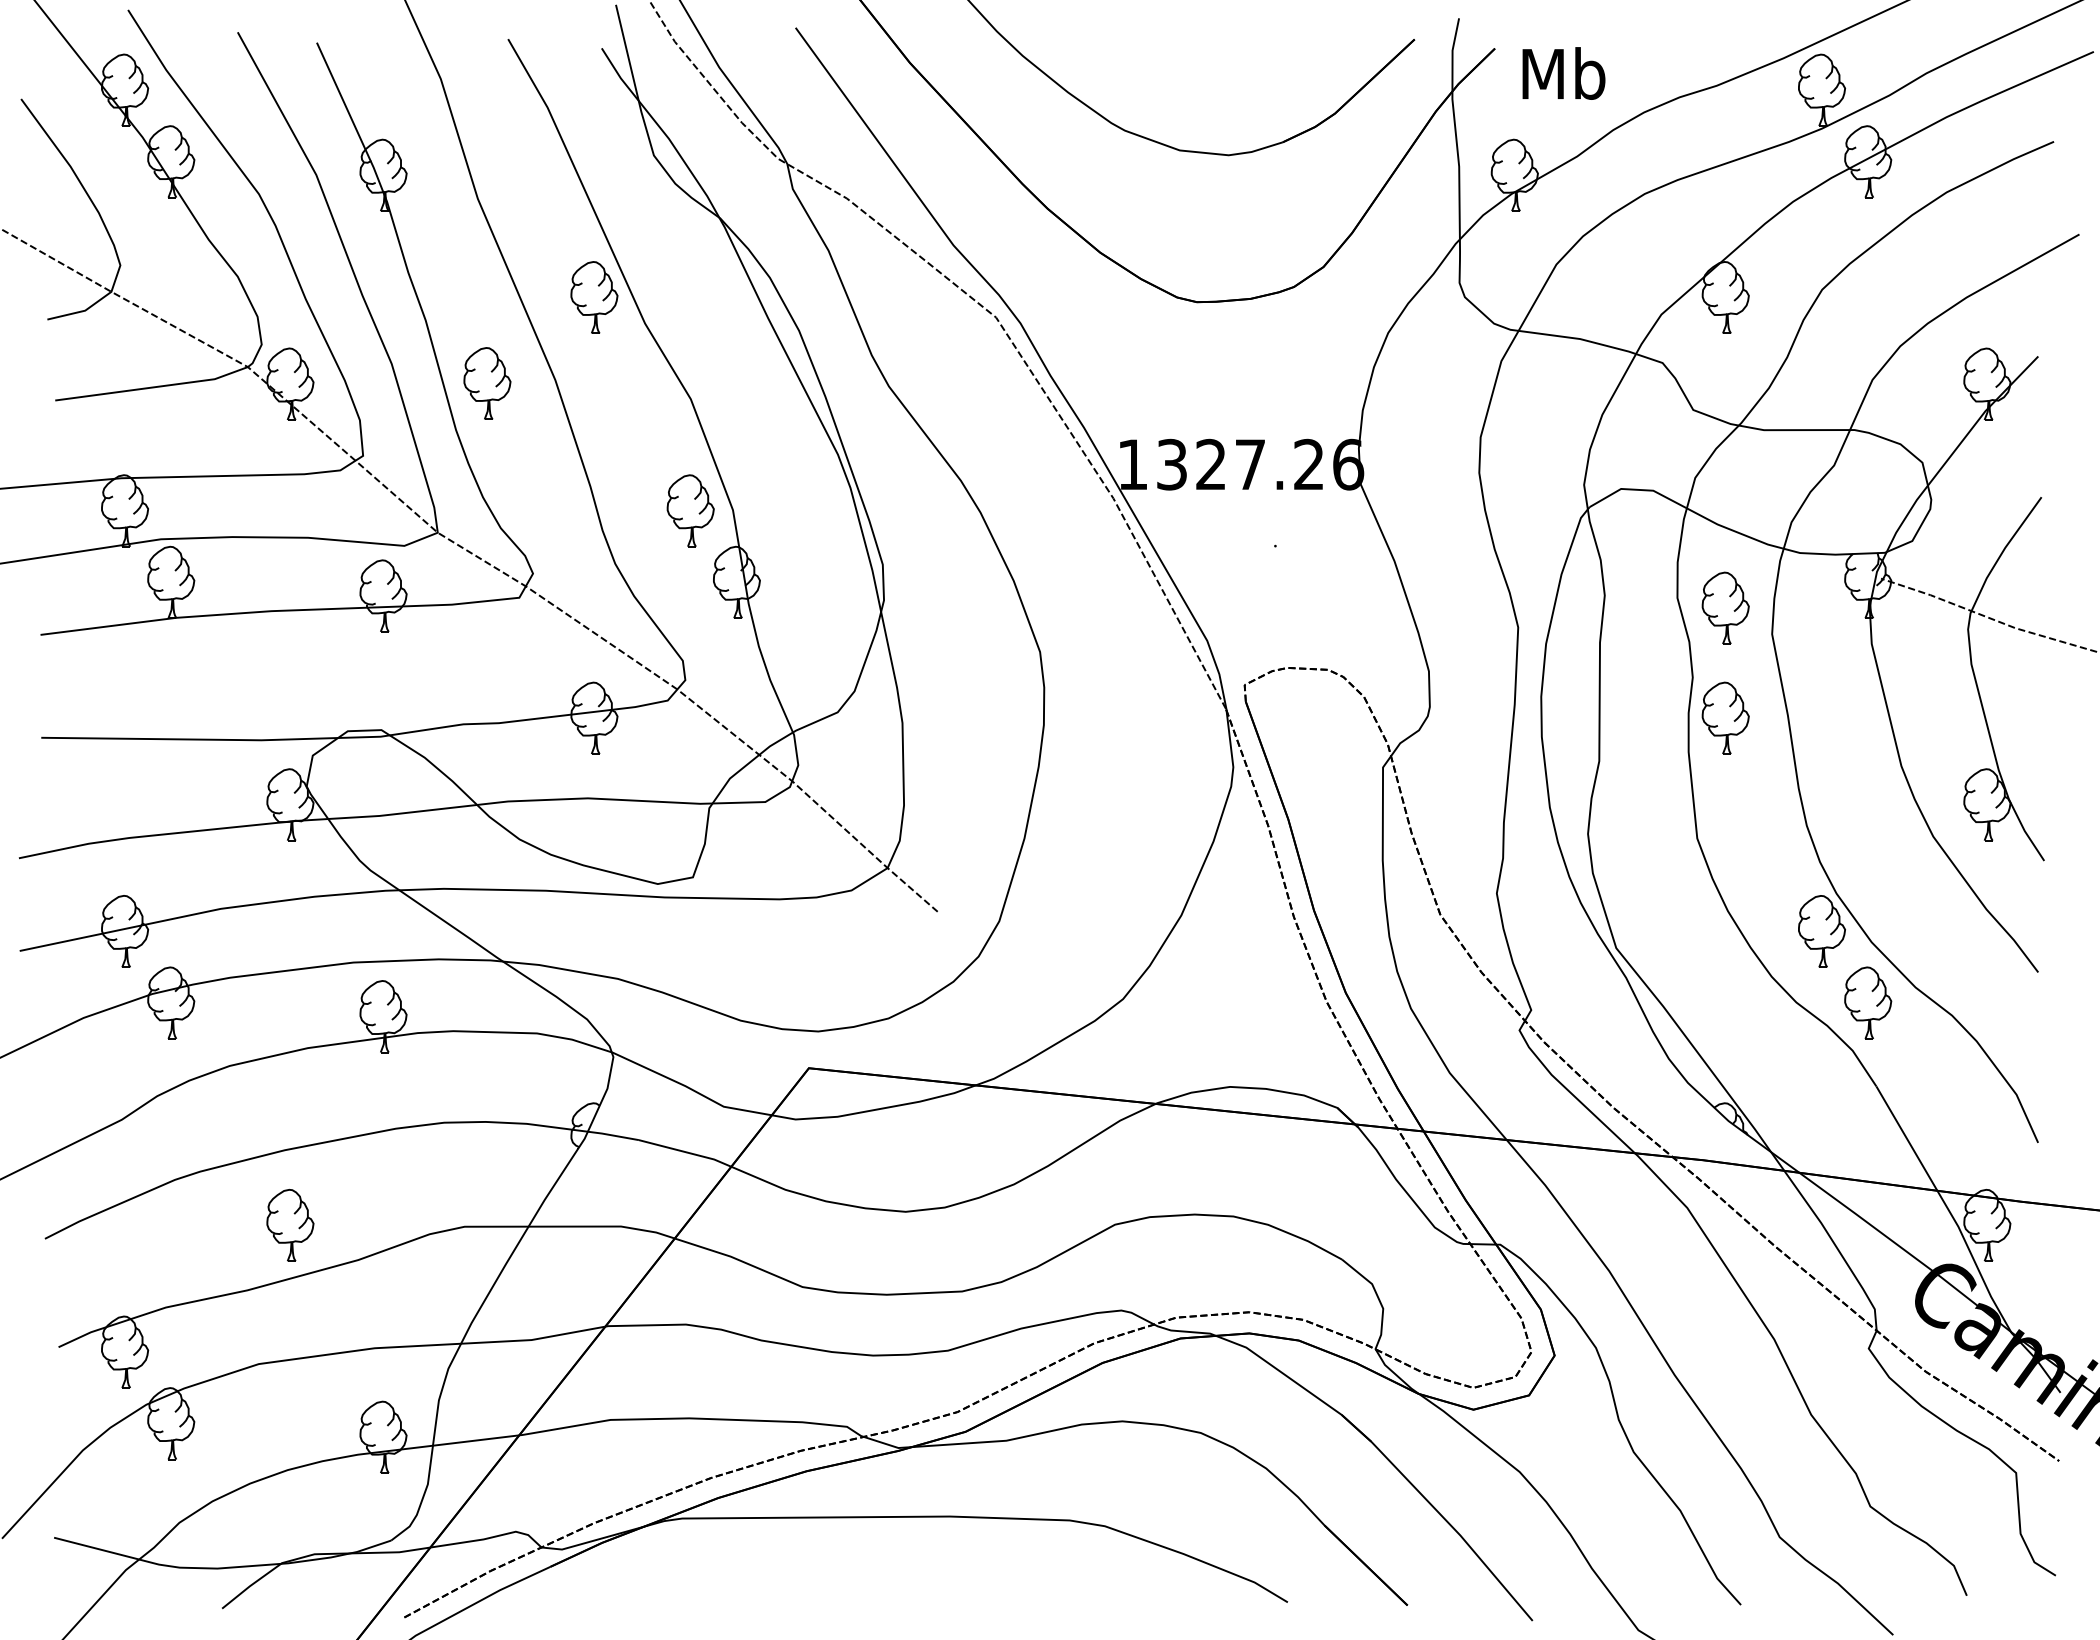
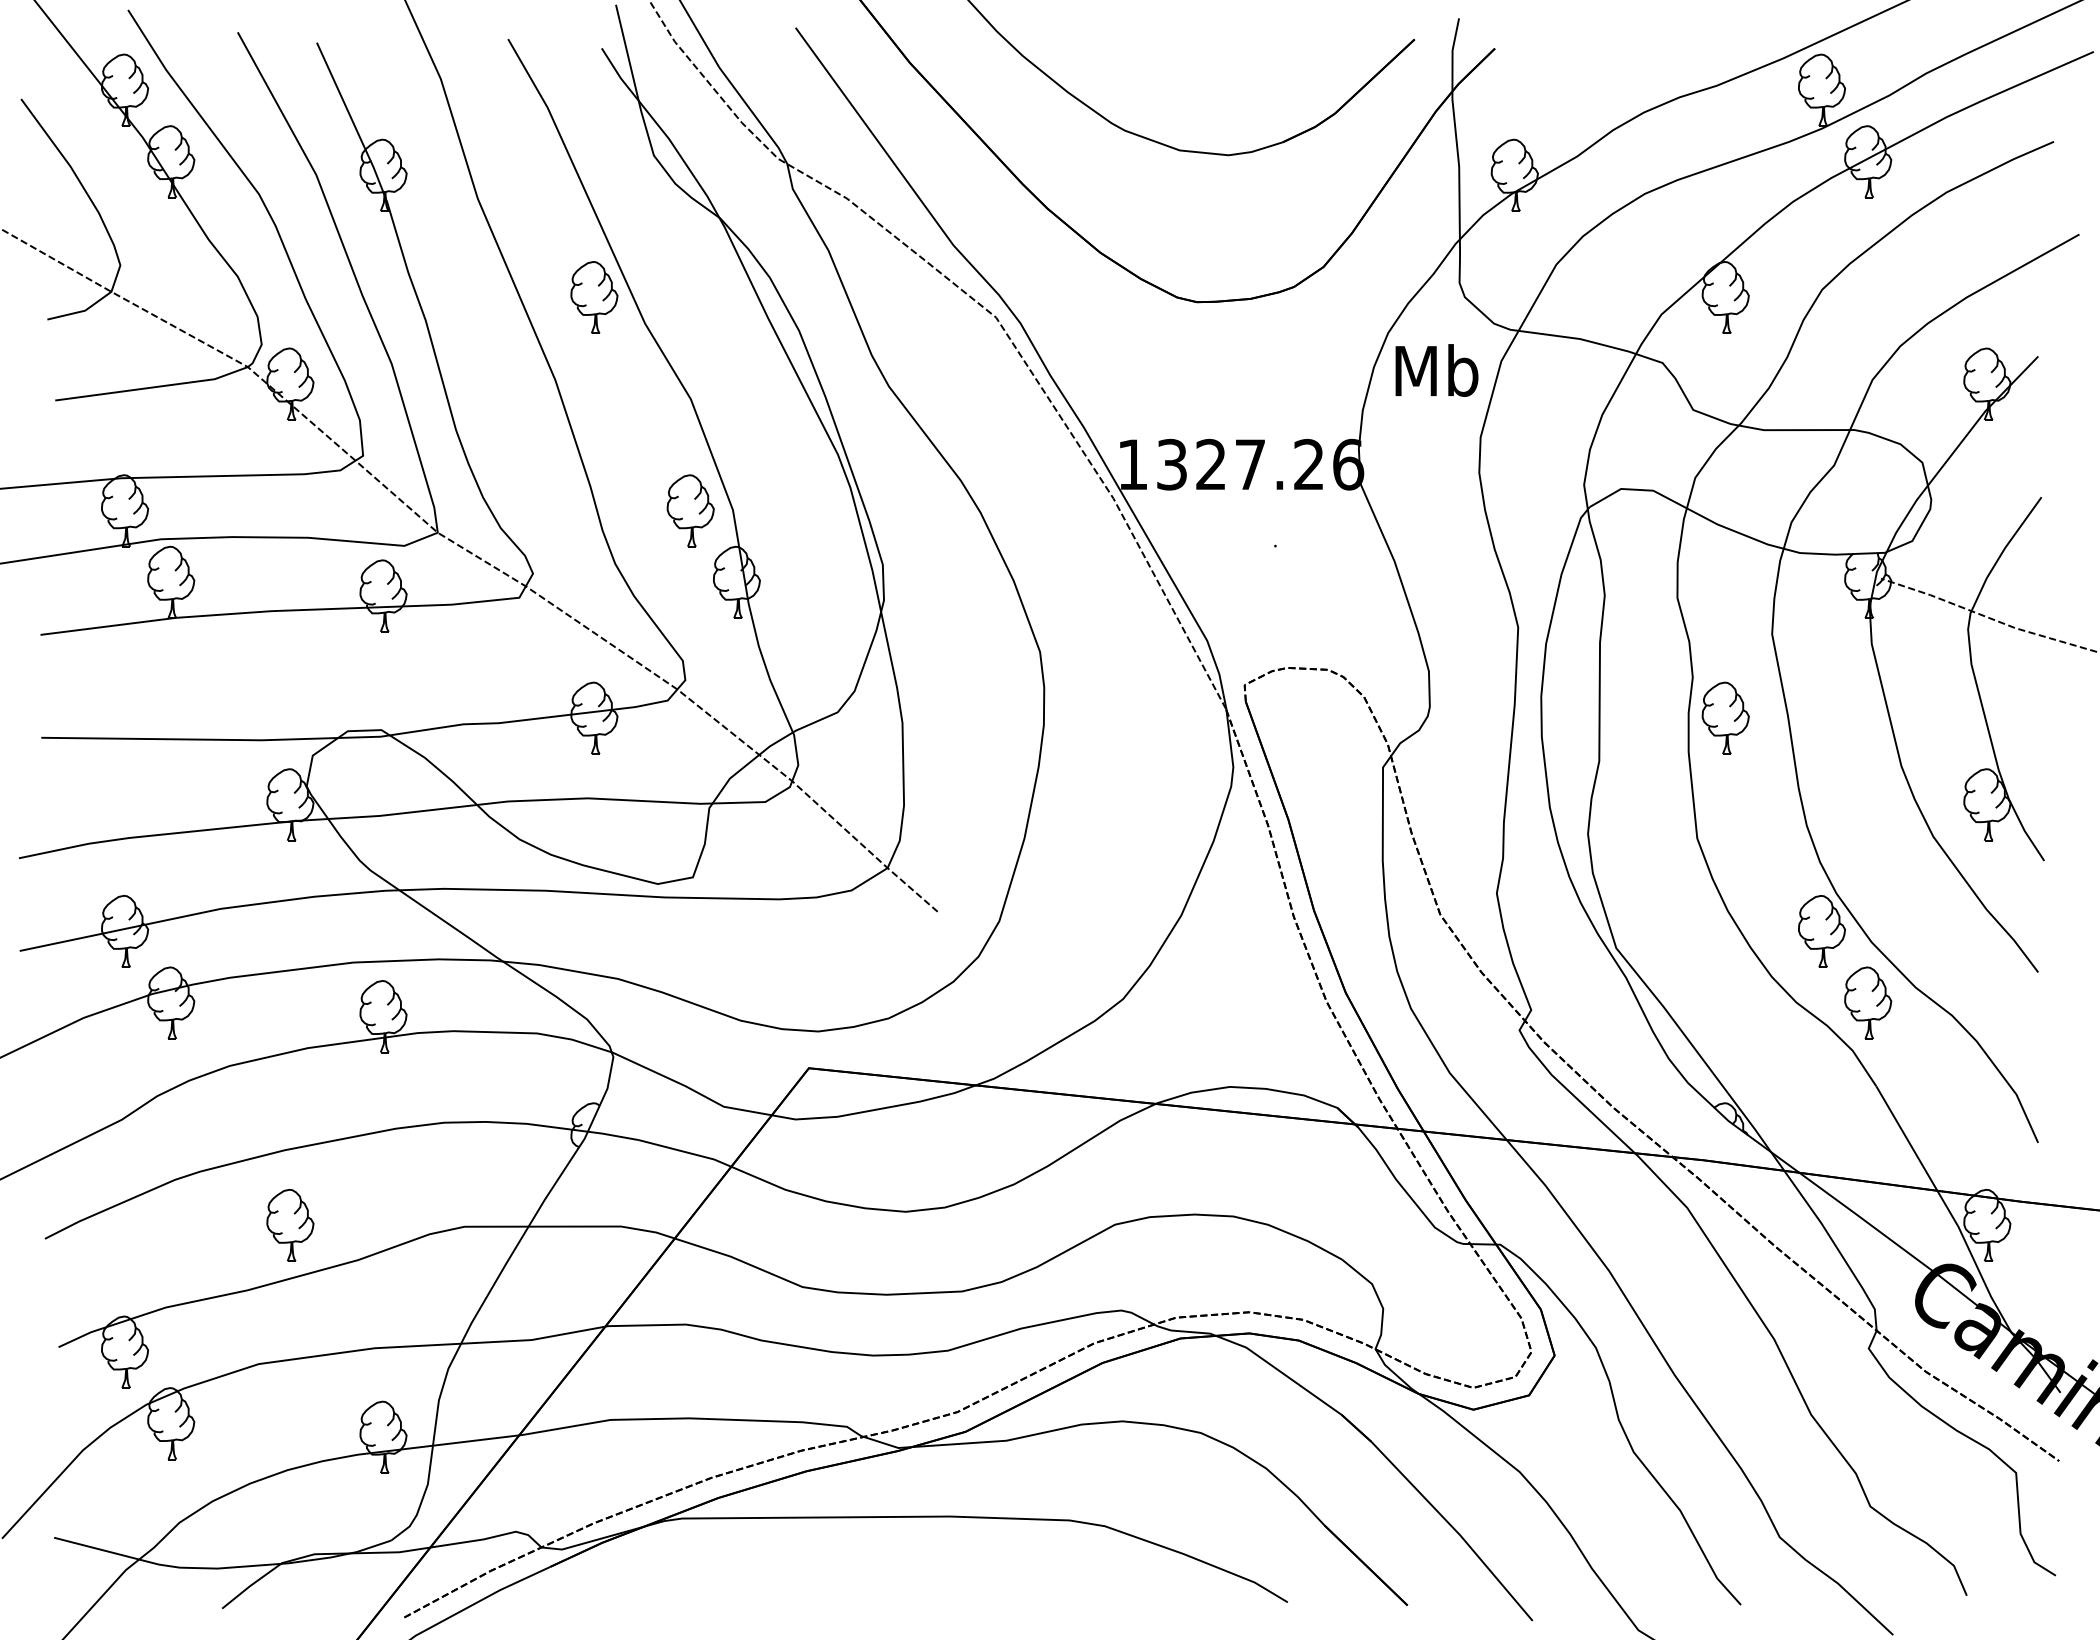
text position: (1563, 73) -> (1436, 370) (1436, 370)
part: present -> none (487, 383)
part: present -> none (1725, 607)
